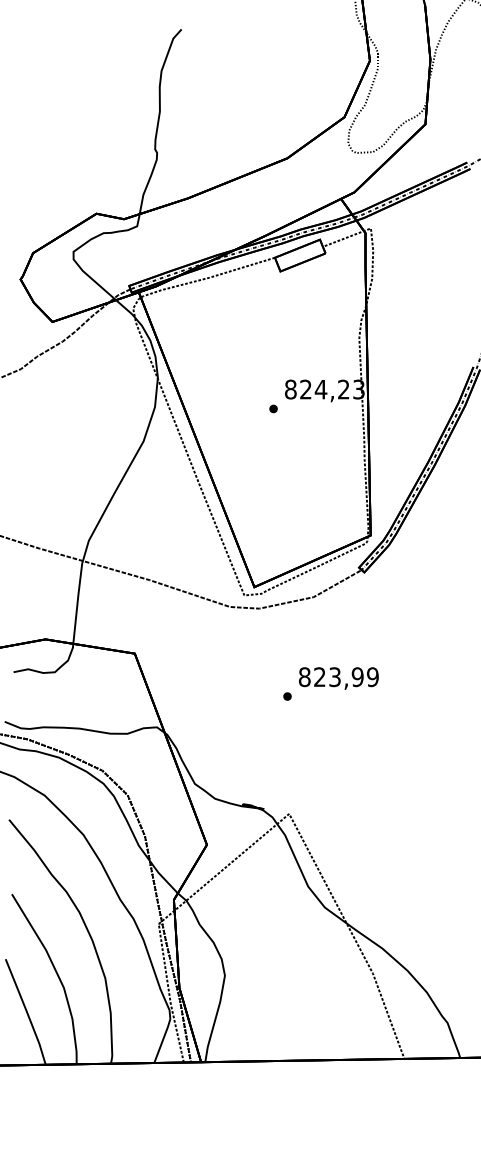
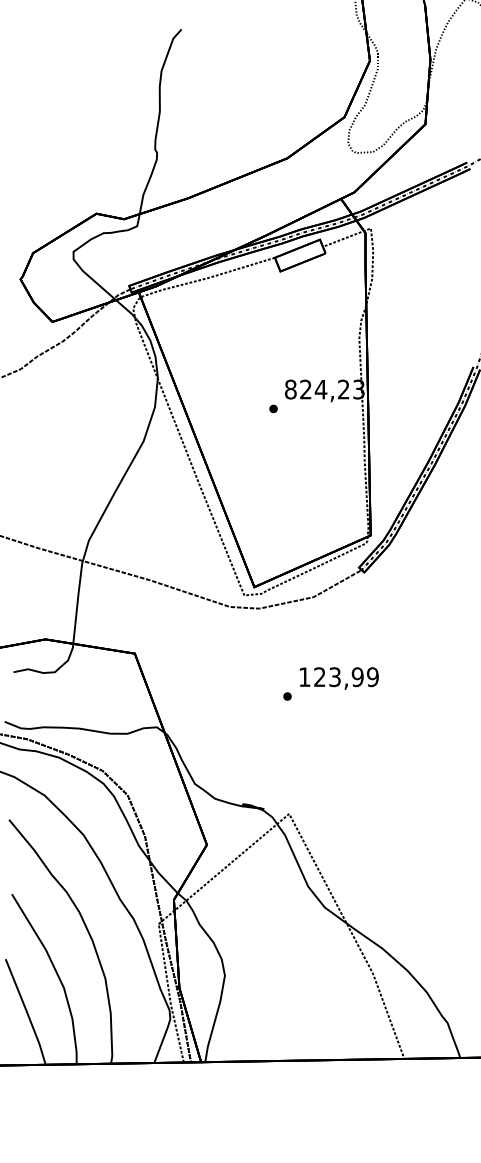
text: 823,99 -> 123,99 (304, 677)
